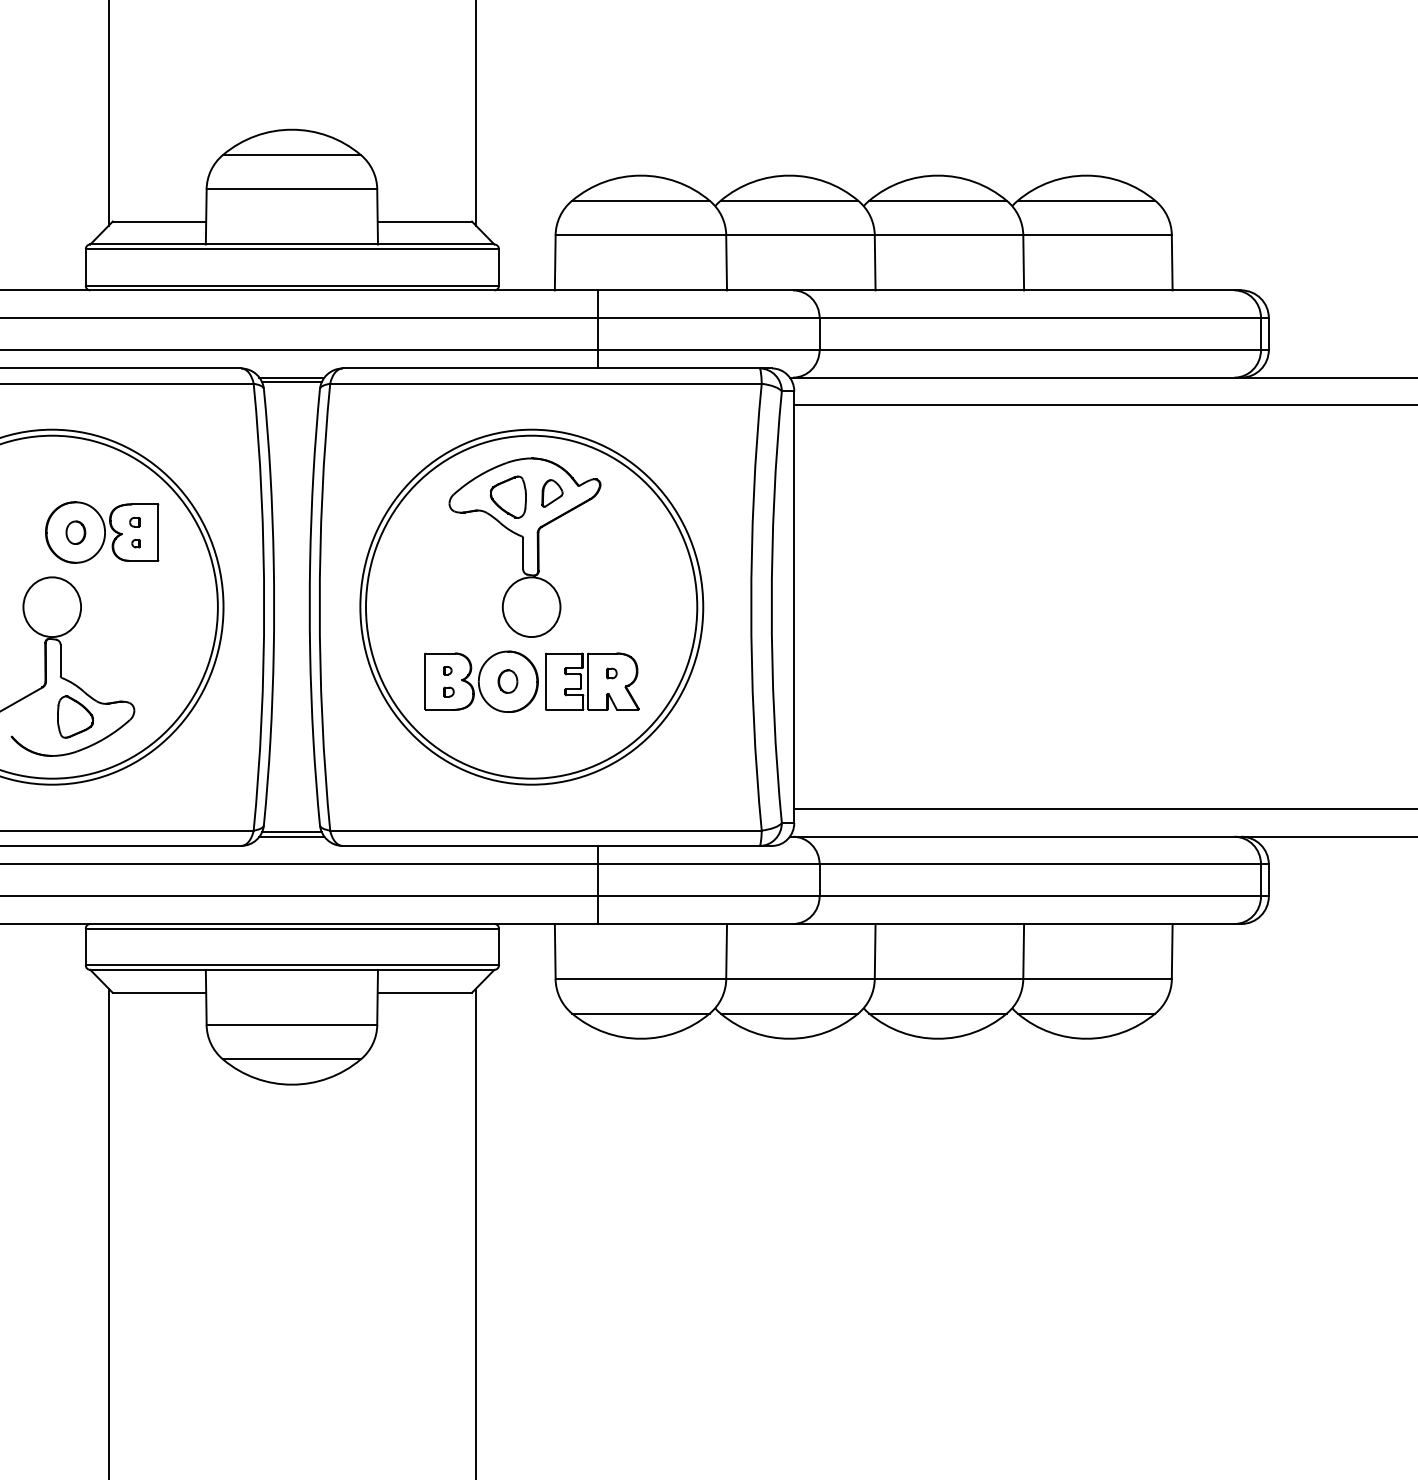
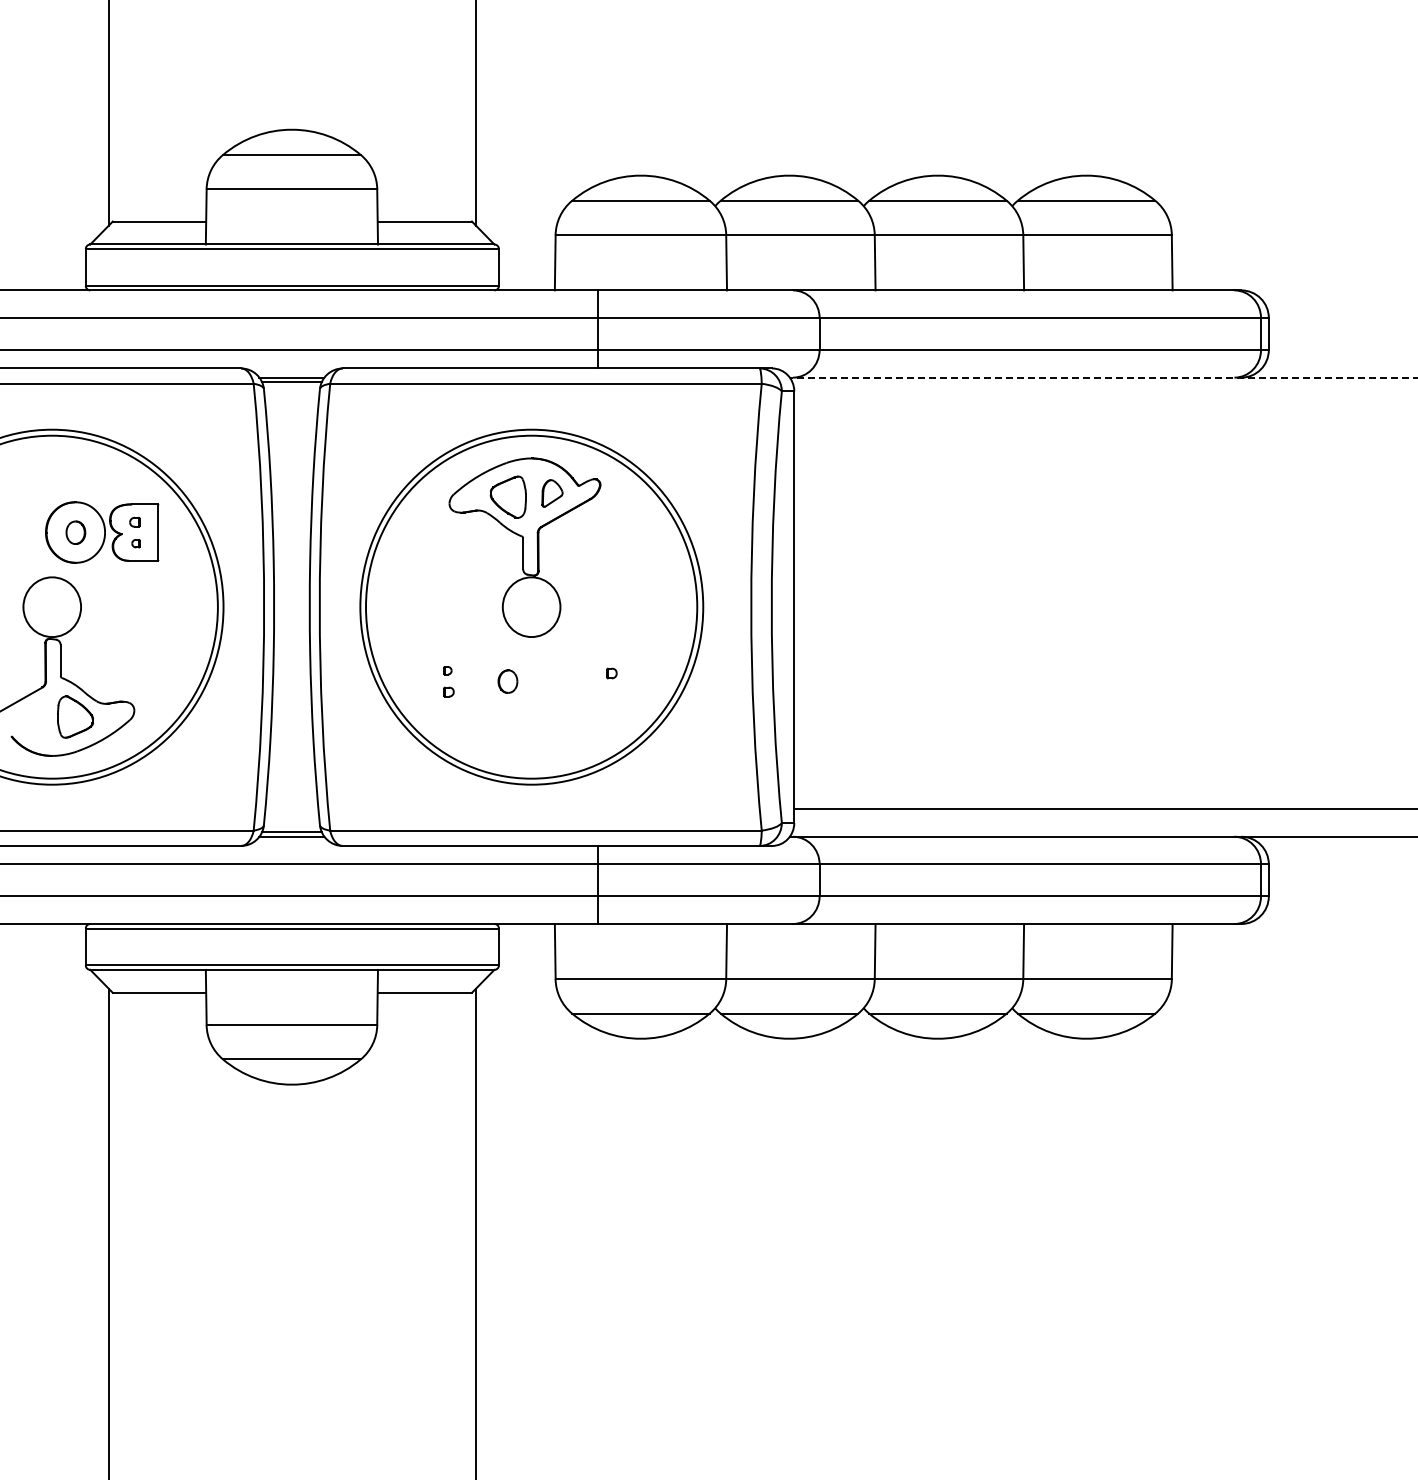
line: solid -> dashed (1103, 377)
line: present -> none (1104, 405)
part: present -> none (531, 681)
